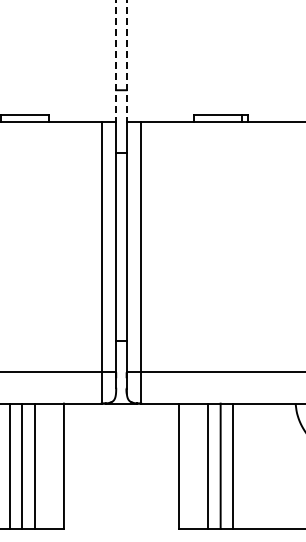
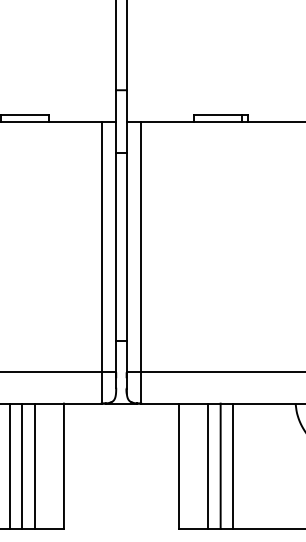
line: dashed -> solid (116, 60)
line: dashed -> solid (126, 60)
